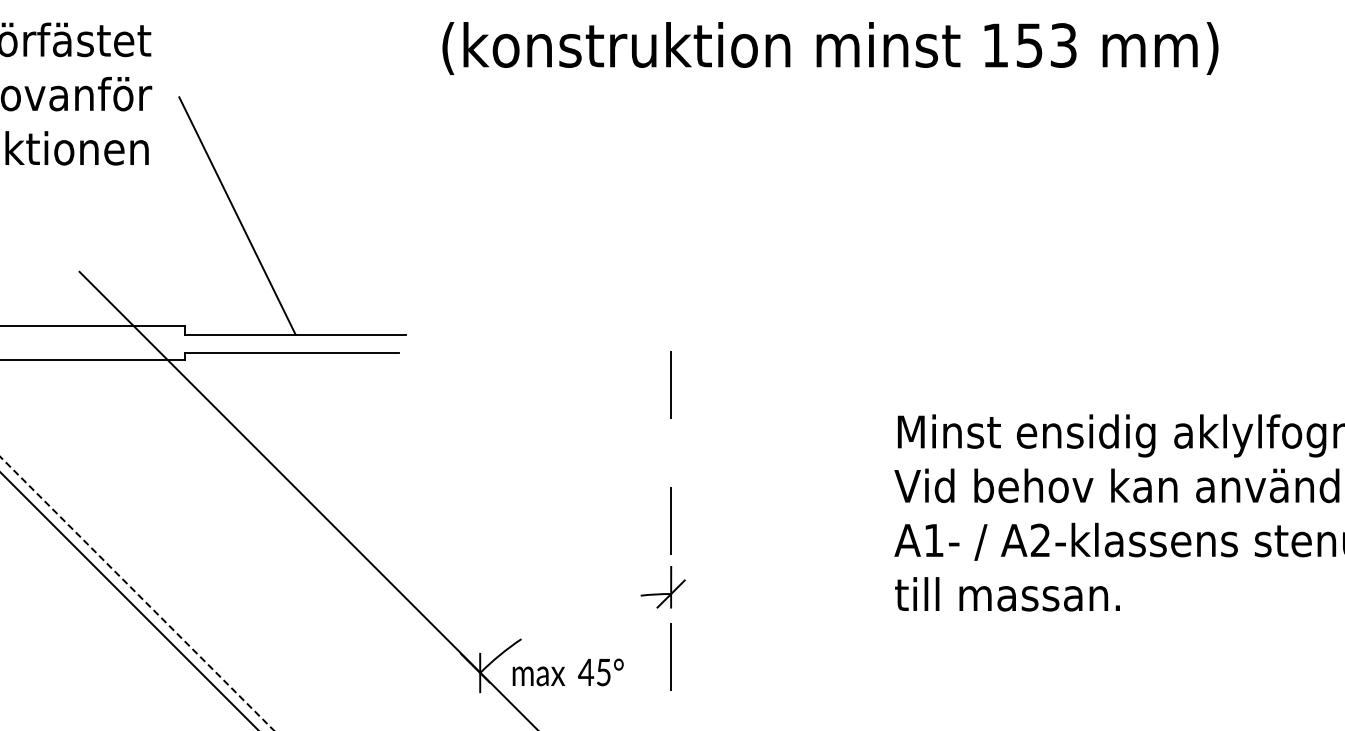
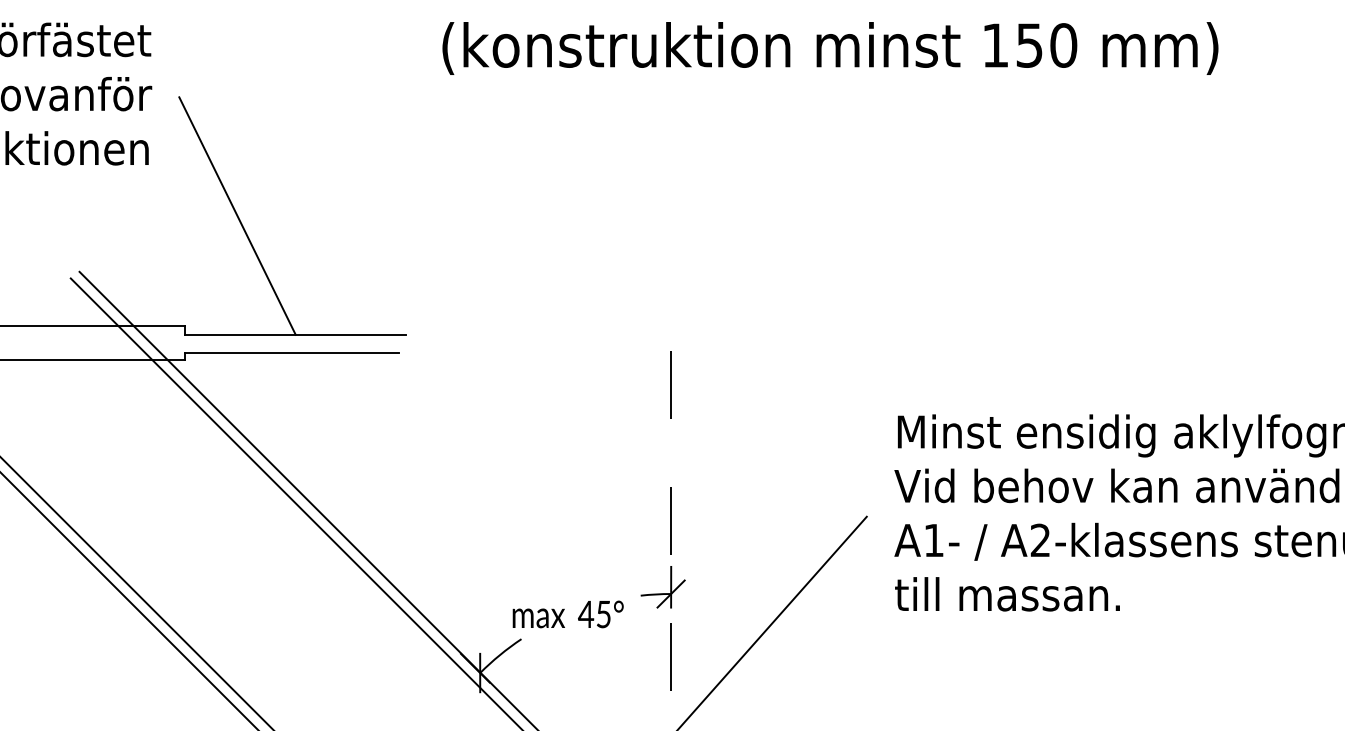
text: 153 -> 150 (1063, 45)
line: none -> present (295, 502)
line: dashed -> solid (137, 593)
line: none -> present (773, 621)
text position: (567, 672) -> (567, 614) (567, 614)
